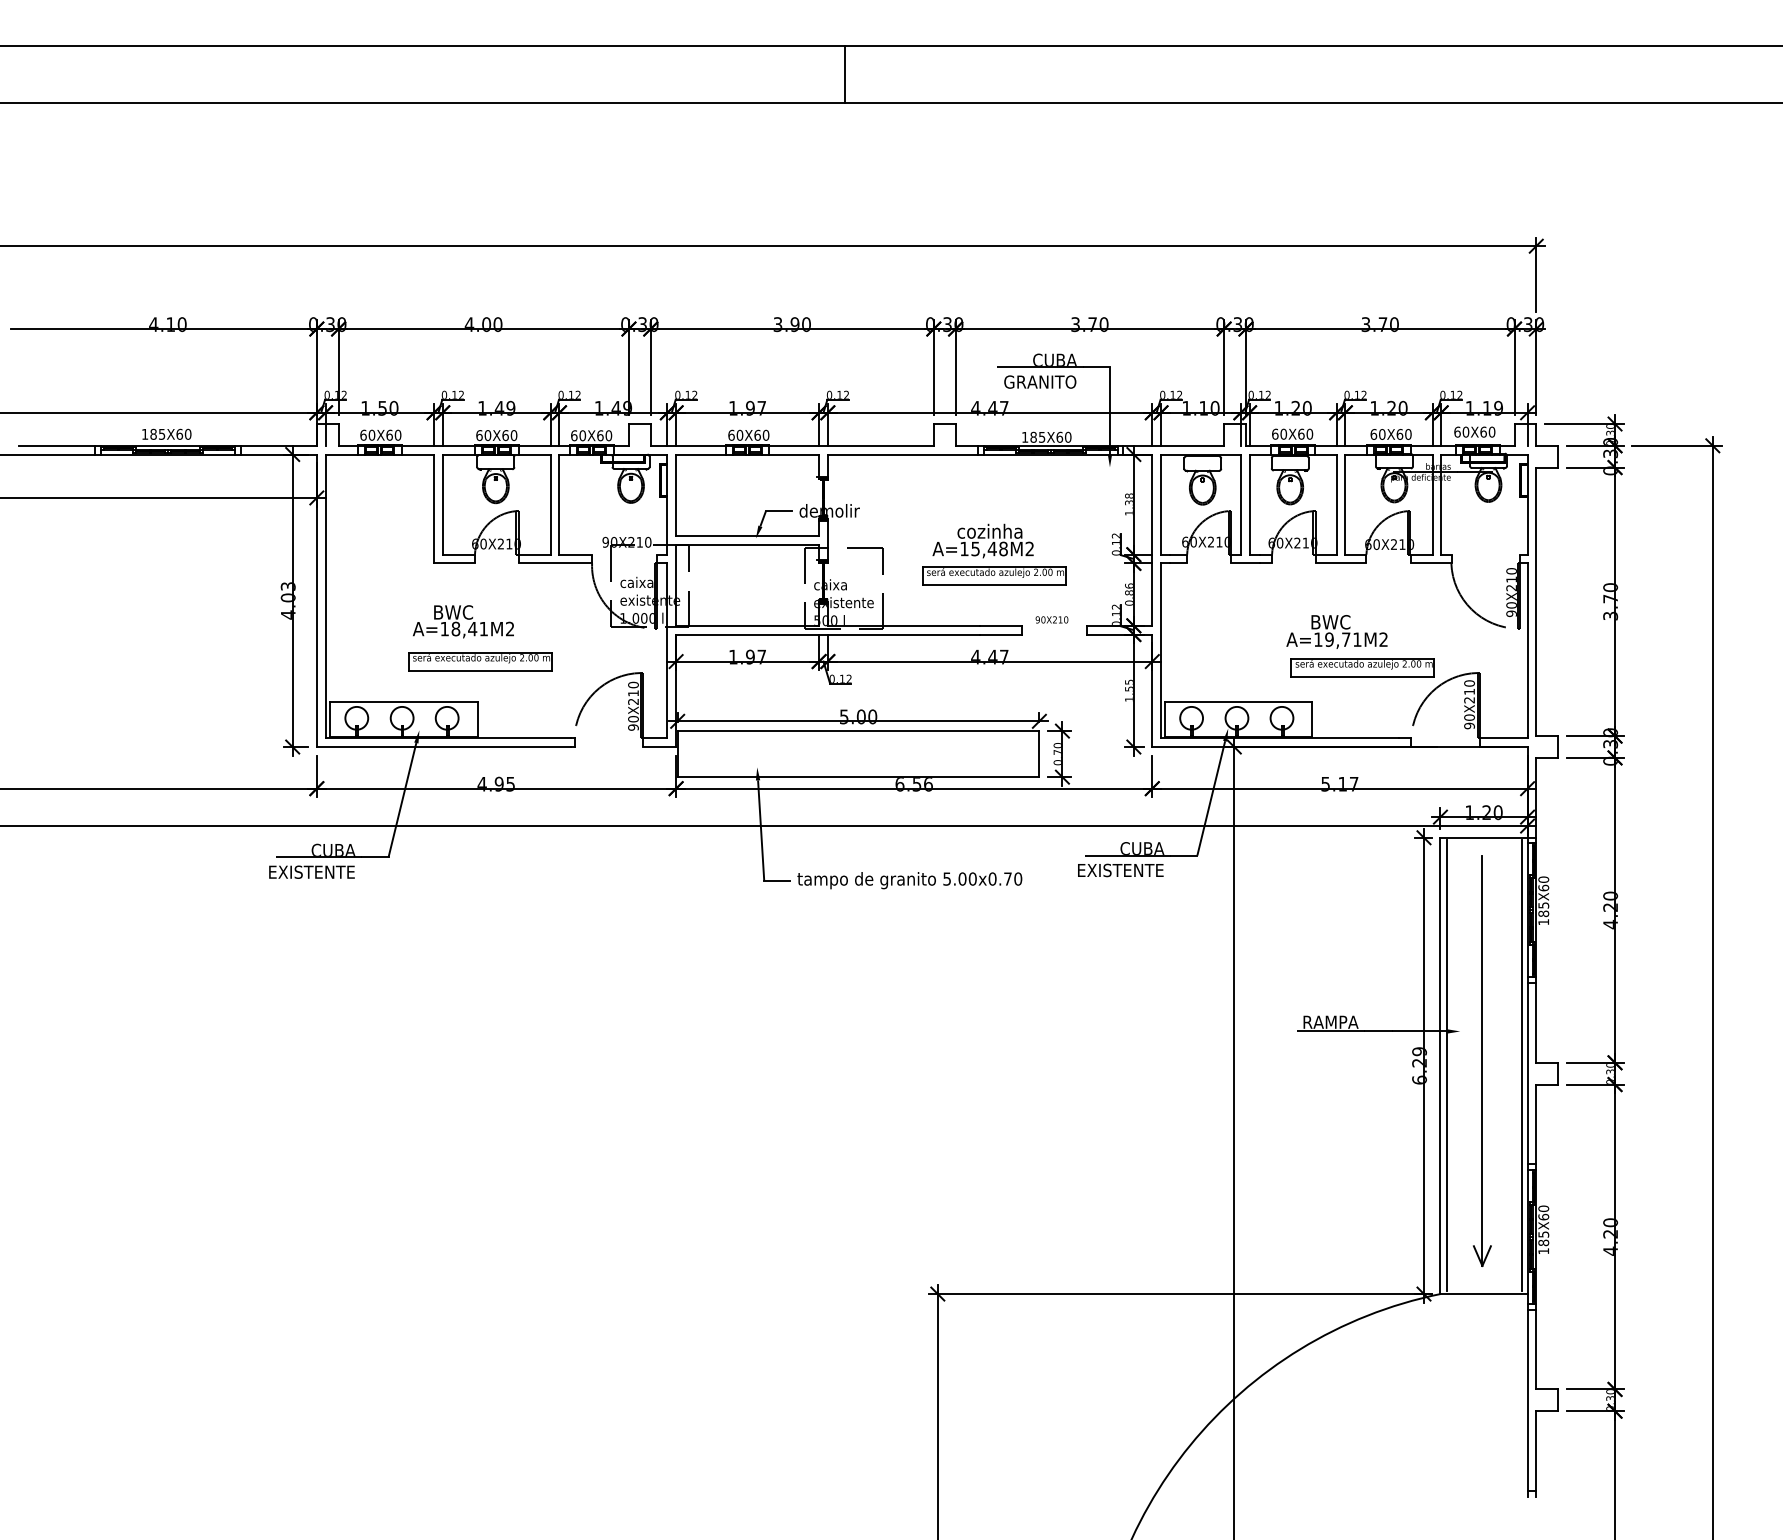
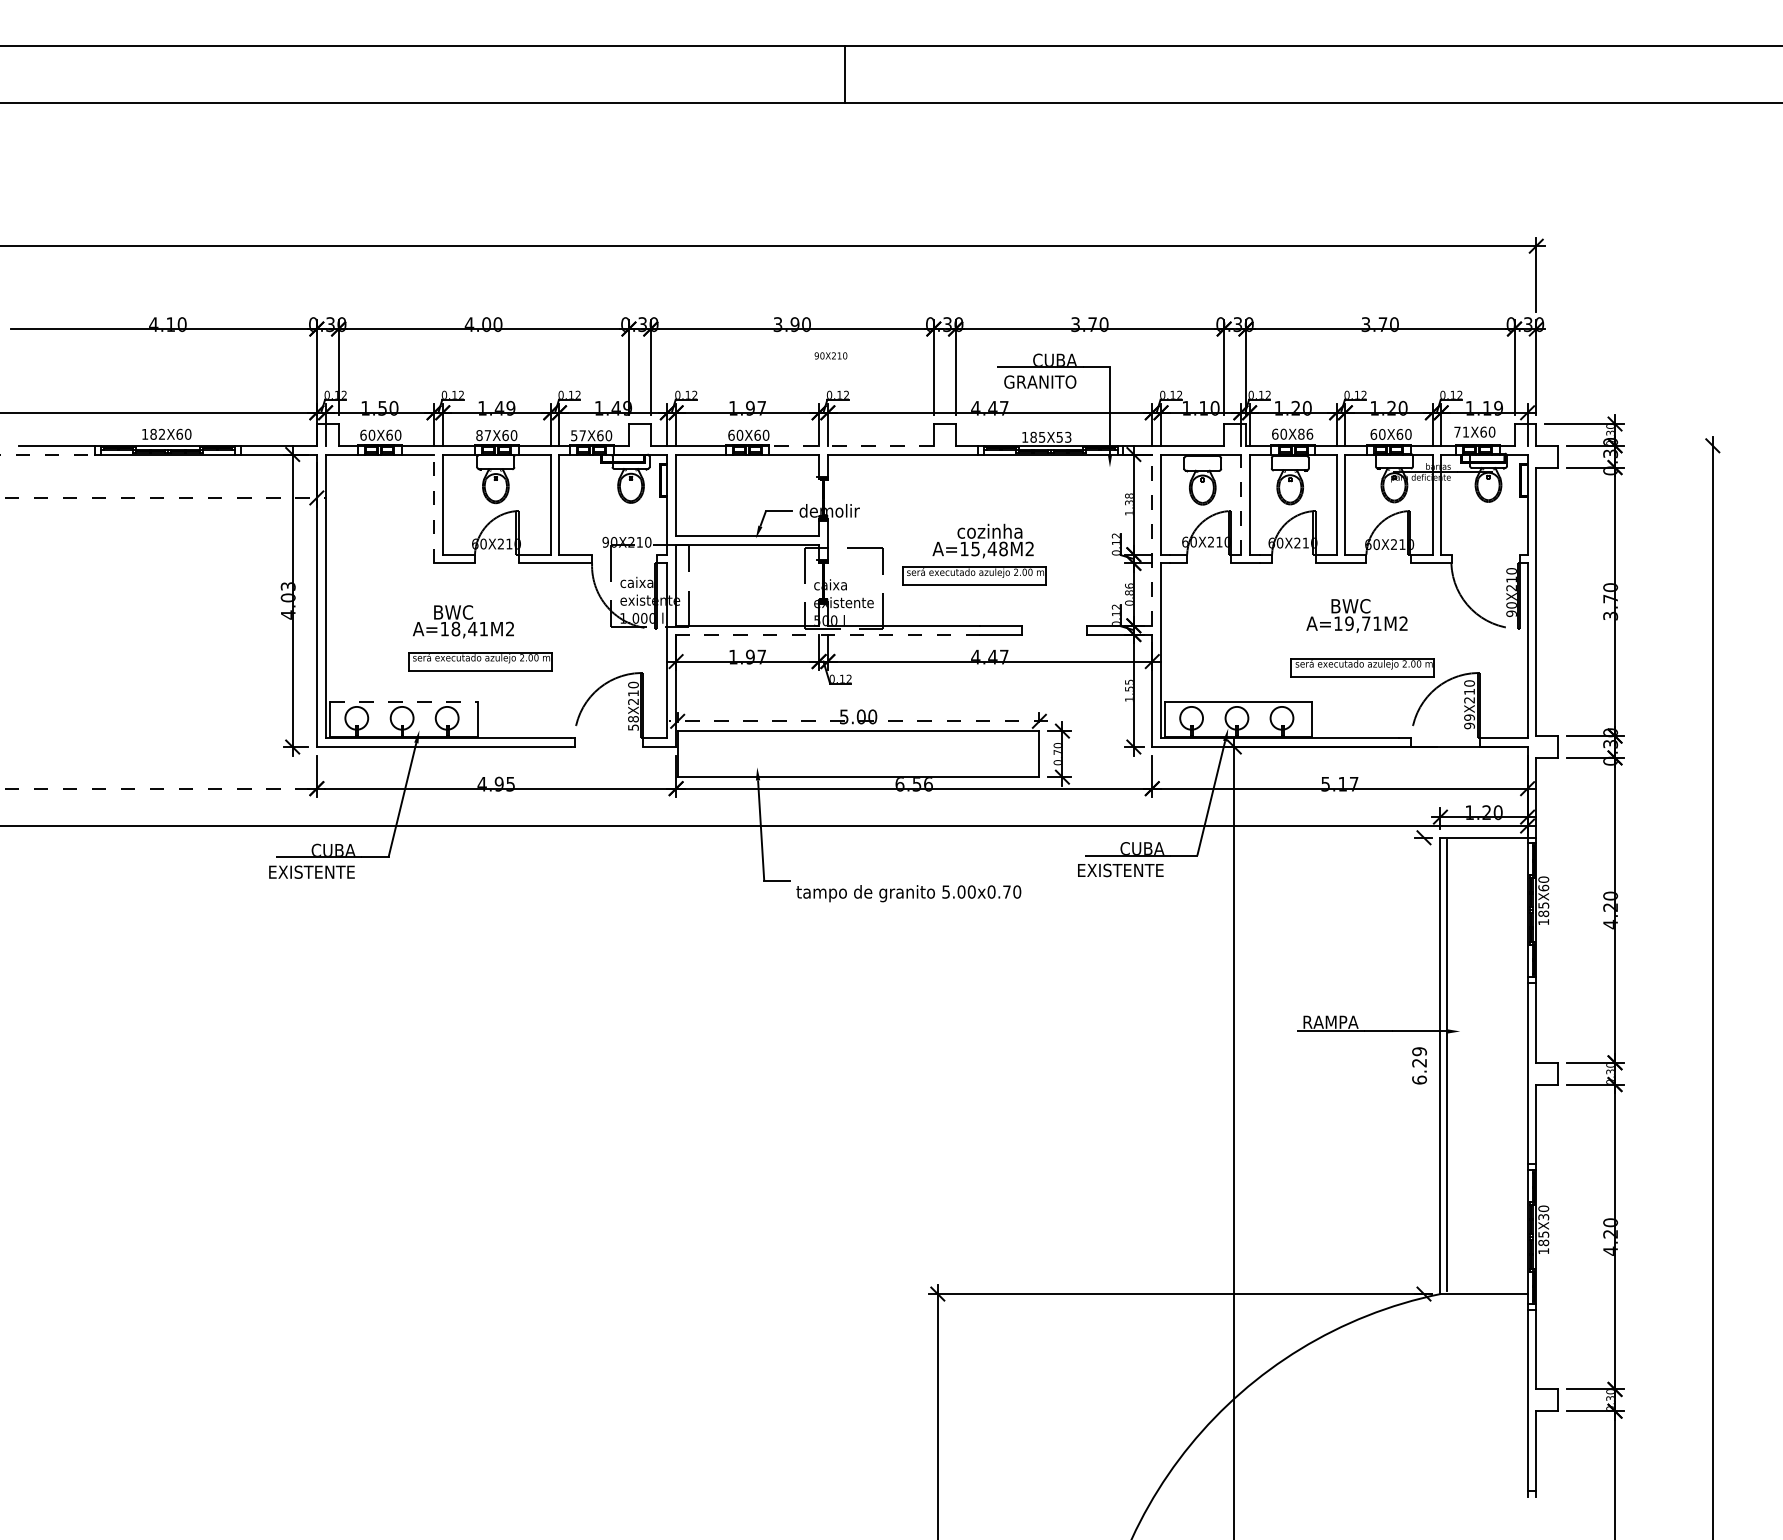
text: 60X60 -> 71X60 (1461, 431)
text: 185X60 -> 182X60 (162, 433)
text: 60X60 -> 60X86 (1305, 433)
text: 60X60 -> 87X60 (483, 435)
text: 60X60 -> 57X60 (578, 435)
text: 185X60 -> 185X53 (1063, 436)
line: solid -> dashed (851, 445)
line: present -> none (1676, 445)
line: solid -> dashed (48, 454)
line: solid -> dashed (163, 497)
line: solid -> dashed (1240, 504)
line: solid -> dashed (434, 508)
line: solid -> dashed (1152, 540)
part position: (994, 575) -> (974, 575) (974, 575)
text position: (1051, 619) -> (830, 355) (830, 355)
text position: (1336, 631) -> (1356, 615) (1356, 615)
line: solid -> dashed (827, 634)
line: solid -> dashed (403, 701)
text: 90X210 -> 99X210 (1469, 717)
line: solid -> dashed (858, 721)
text: 90X210 -> 58X210 (633, 723)
line: solid -> dashed (163, 788)
text position: (909, 880) -> (908, 893) (908, 893)
part: present -> none (1482, 1060)
line: present -> none (1521, 1064)
line: present -> none (1423, 1065)
text: 185X60 -> 185X30 (1543, 1216)
